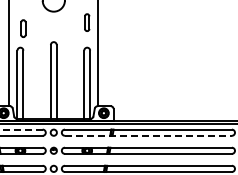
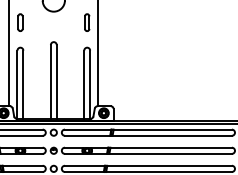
part position: (23, 28) -> (20, 22) (20, 22)
line: dashed -> solid (21, 129)
line: dashed -> solid (148, 135)
